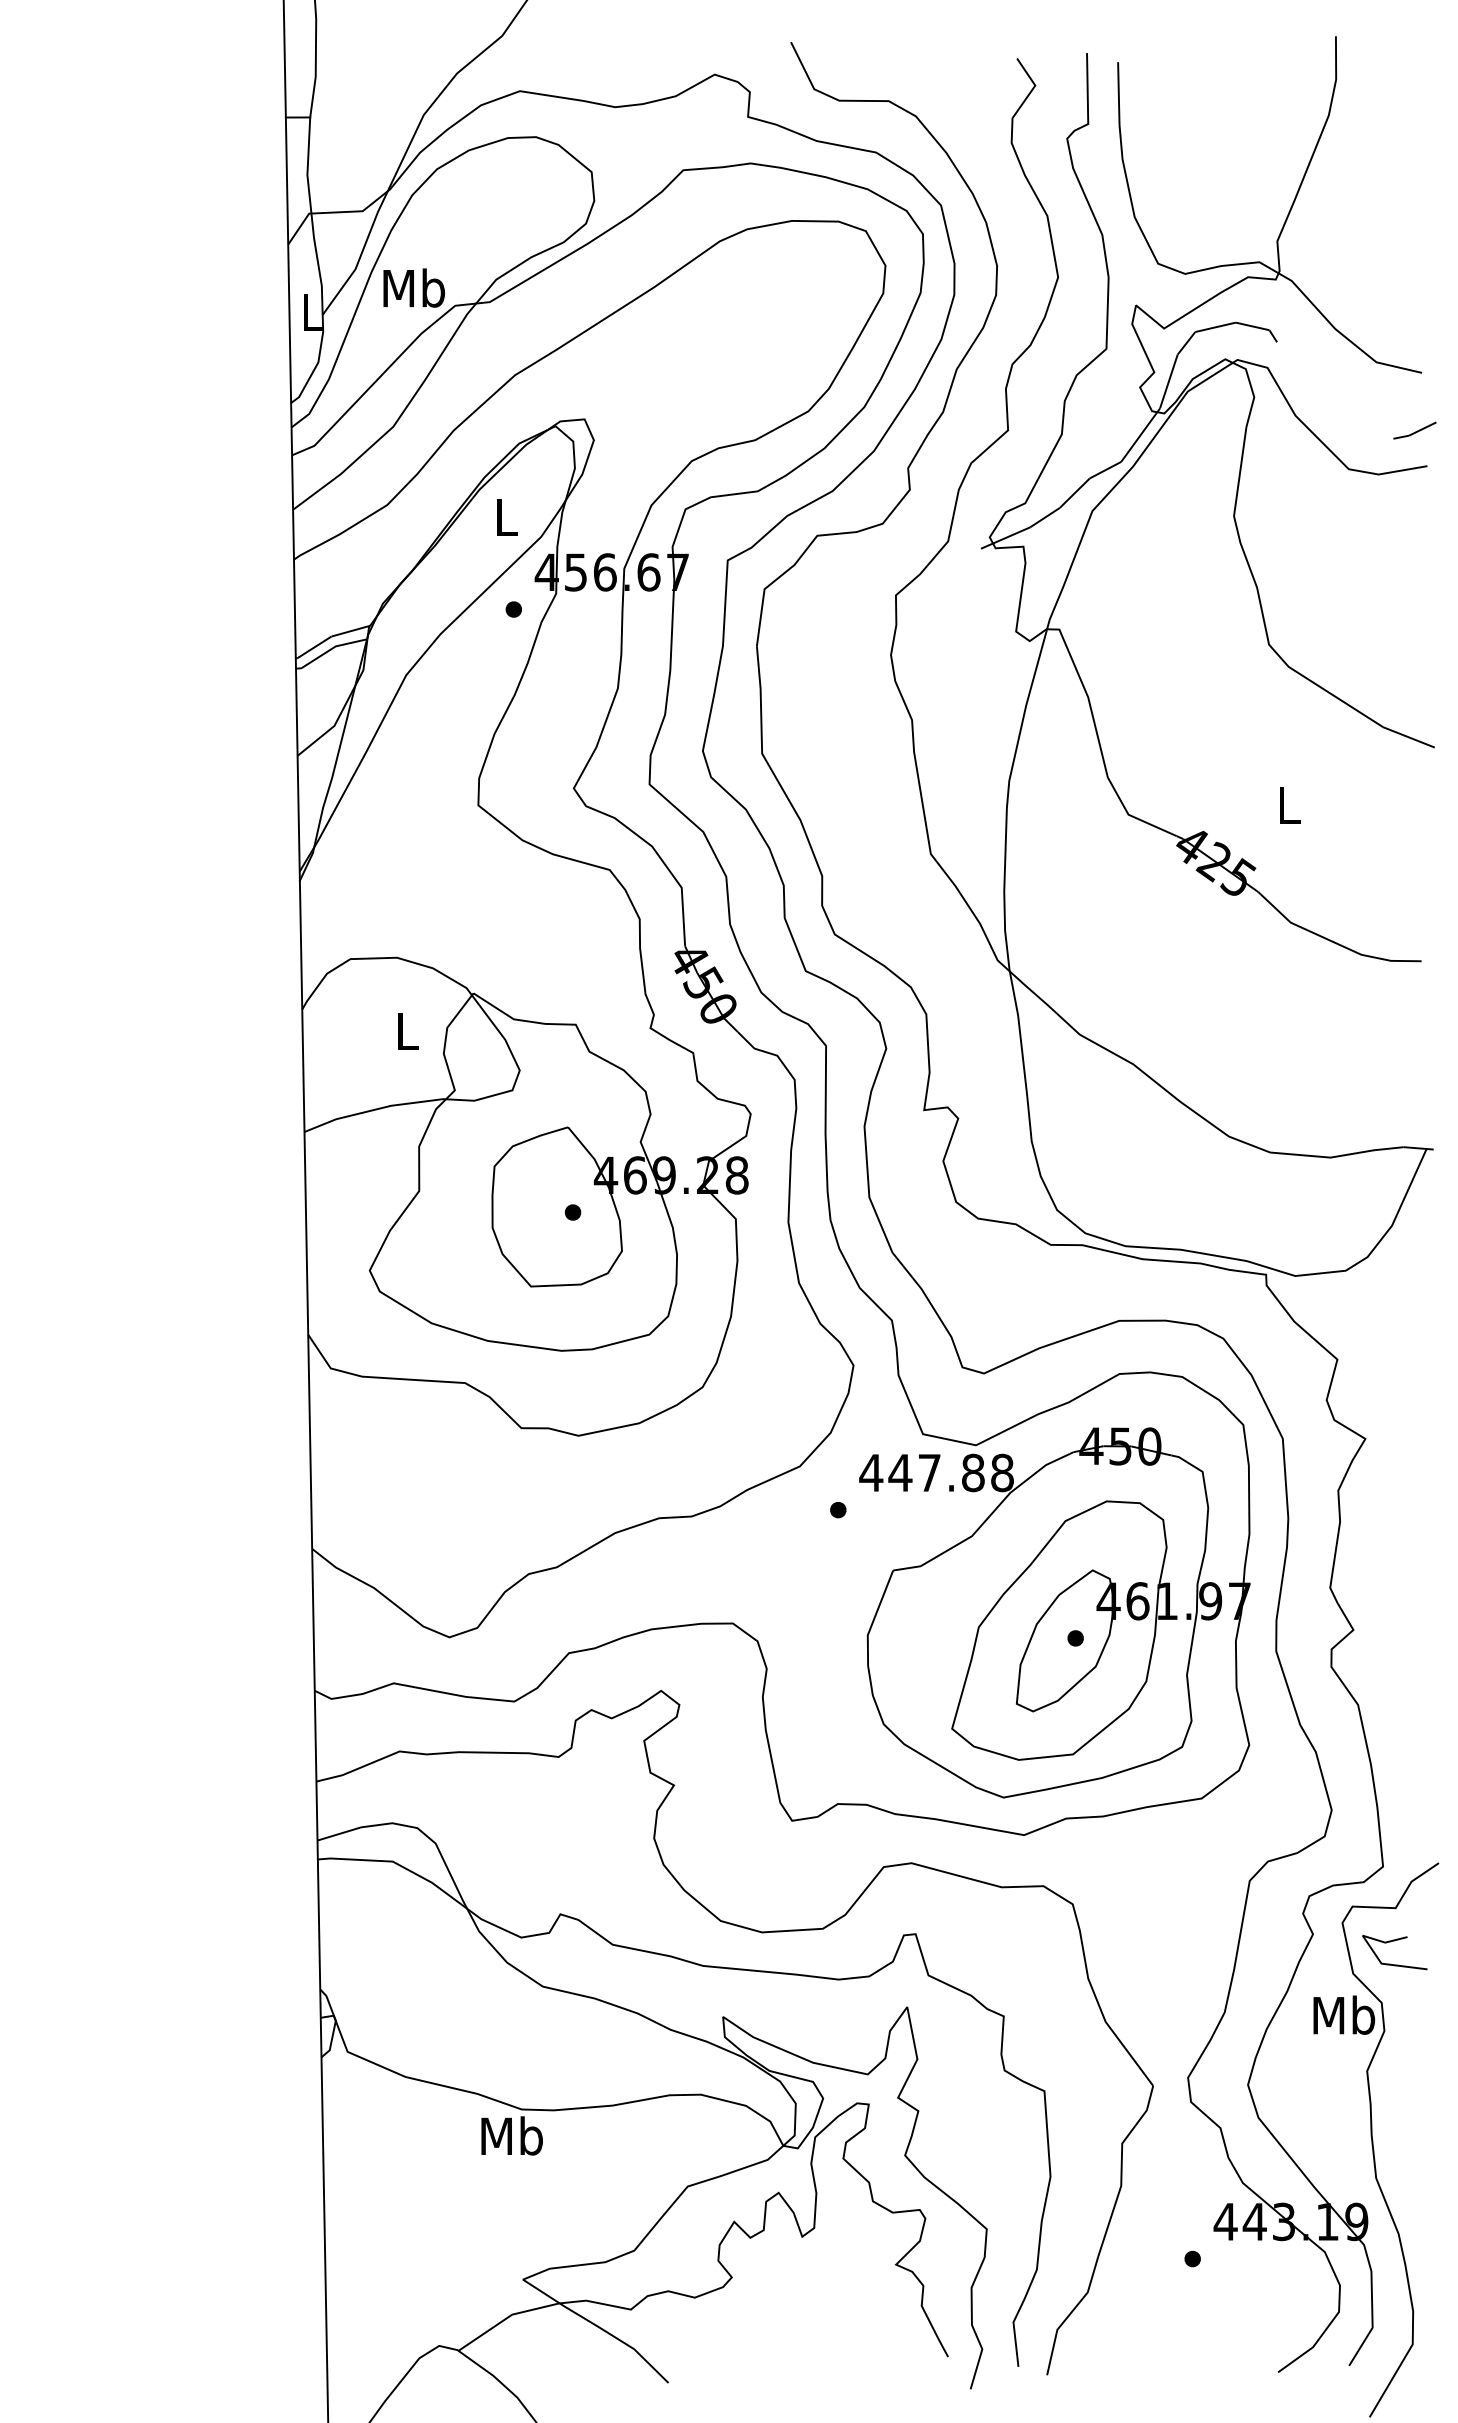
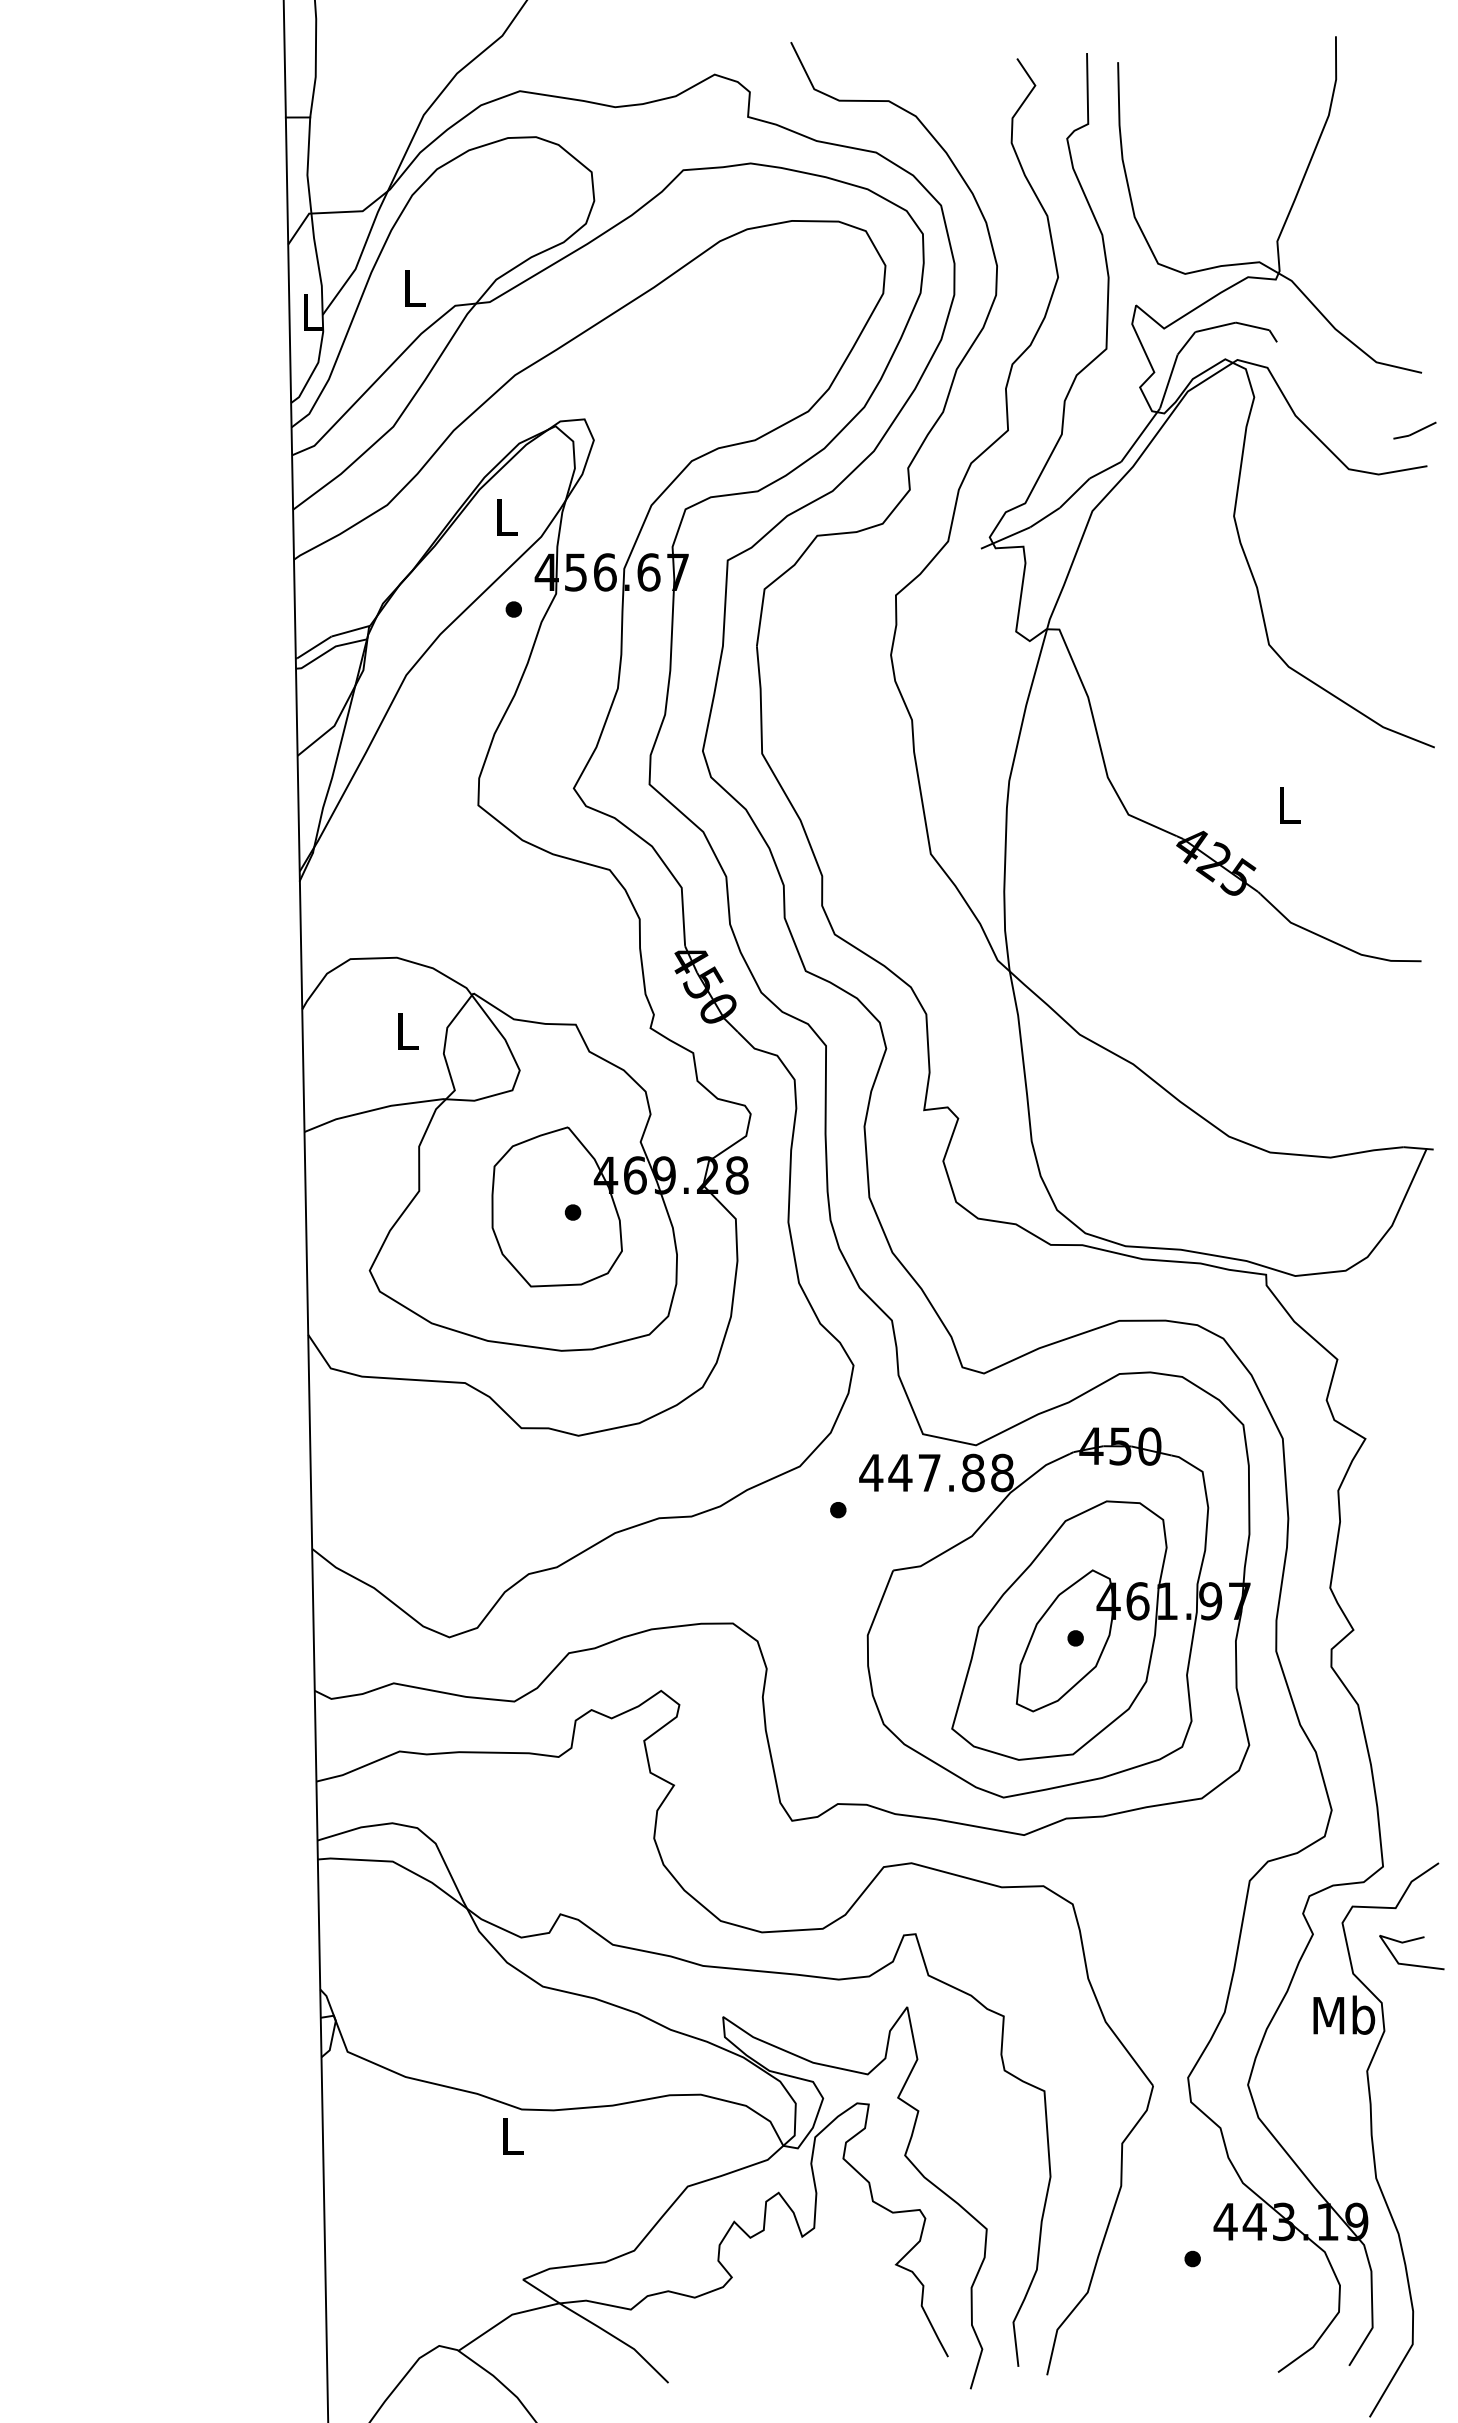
text: Mb -> L (414, 287)
line position: (1390, 1942) -> (1407, 1942) (1407, 1942)
text: Mb -> L (511, 2135)
